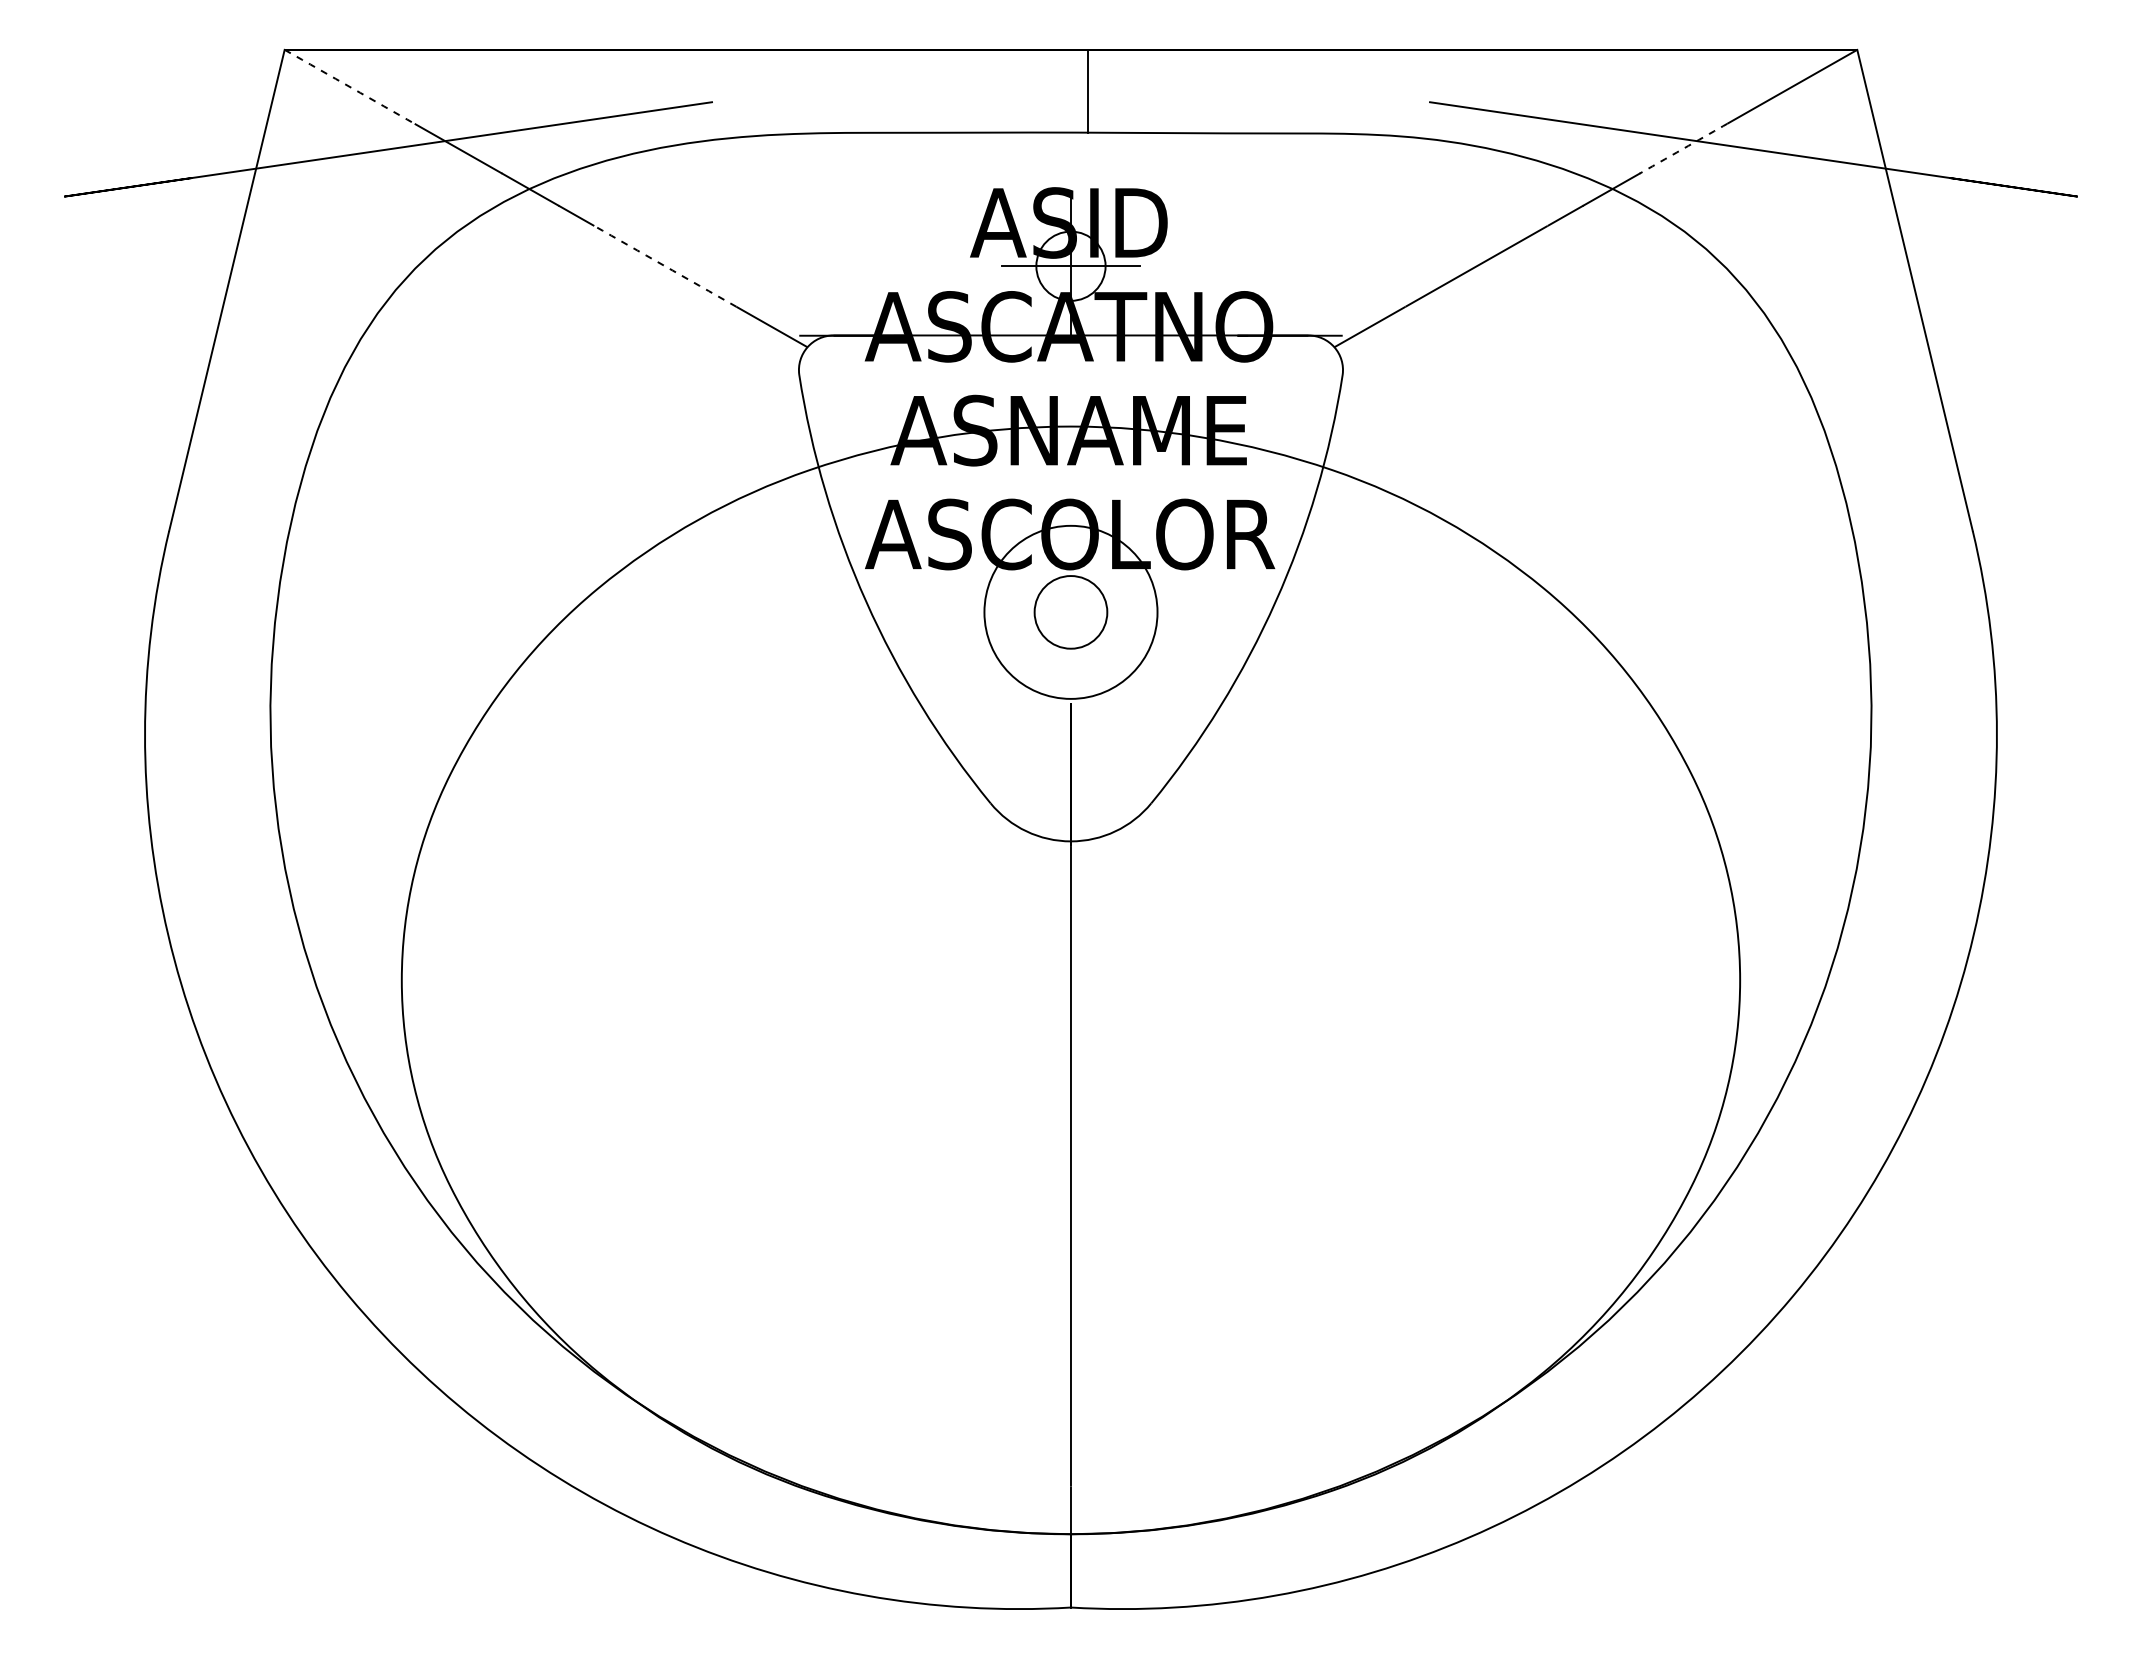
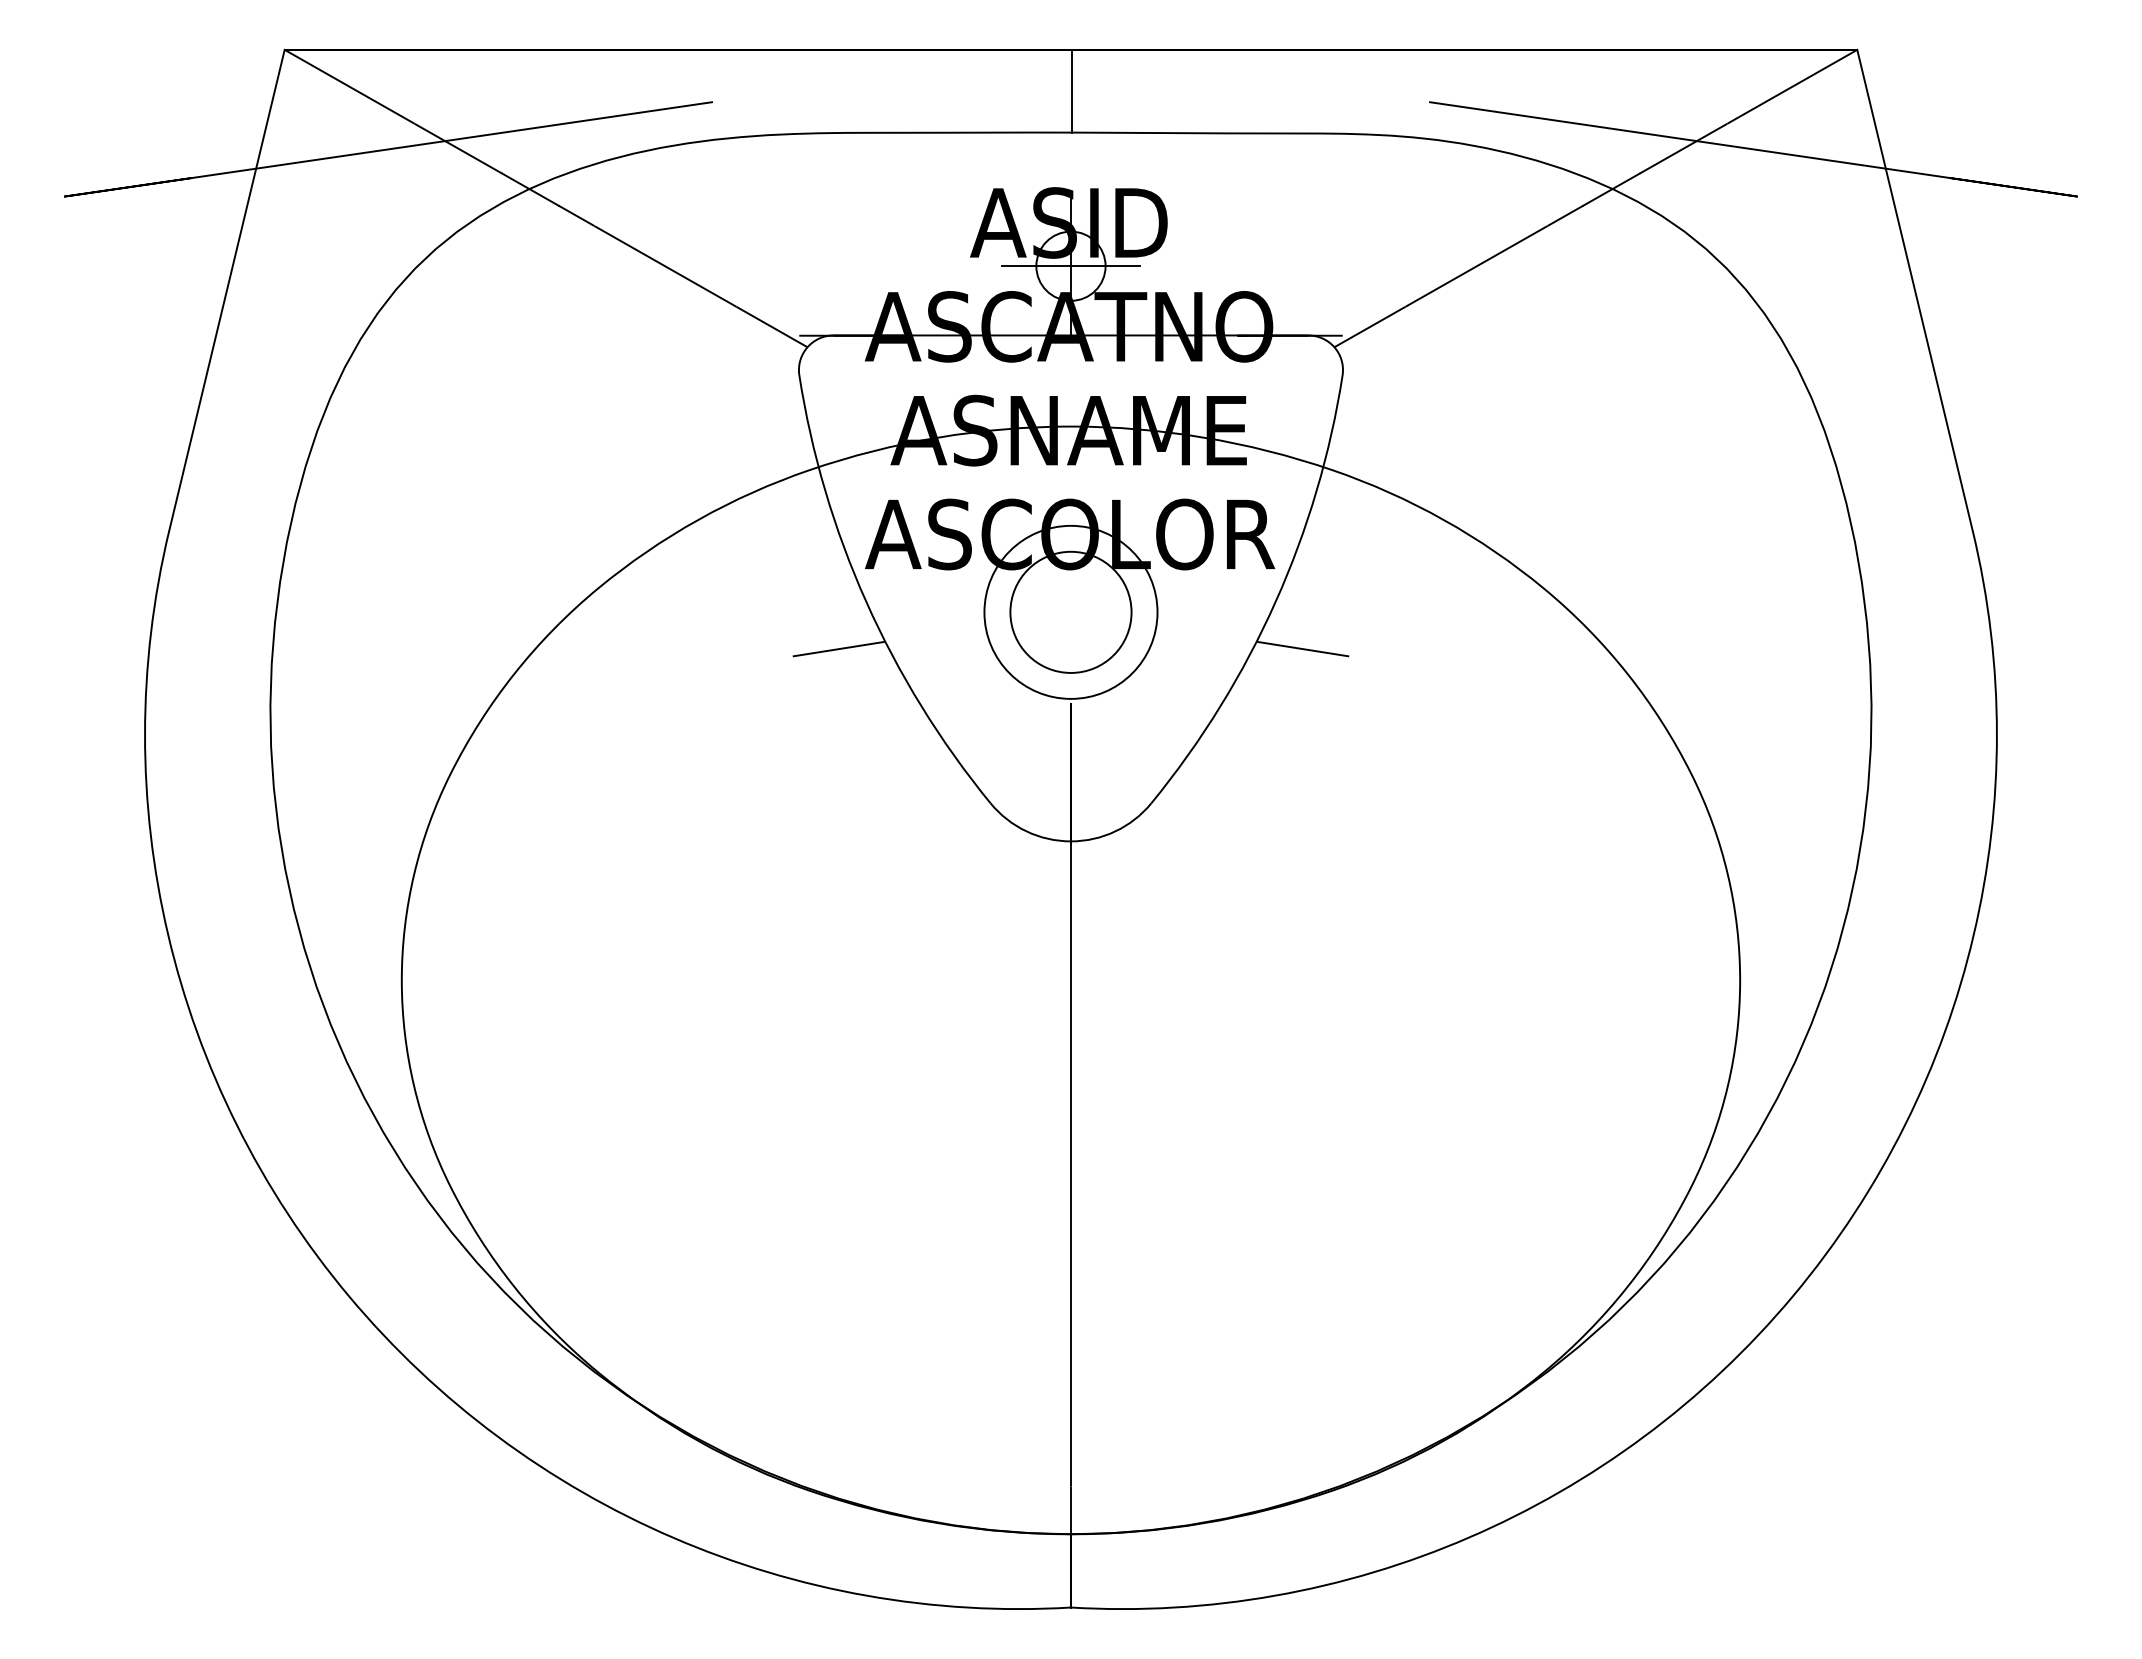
arc: dashed -> solid (350, 87)
line position: (1087, 90) -> (1071, 90) (1071, 90)
arc: dashed -> solid (1683, 148)
arc: dashed -> solid (664, 265)
circle diameter: 73 px -> 121 px (1070, 611)
line: none -> present (838, 648)
line: none -> present (1302, 648)
